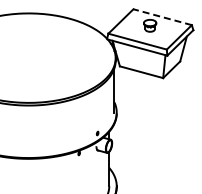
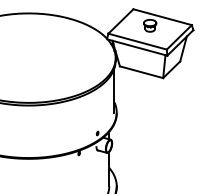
line: dashed -> solid (162, 17)
